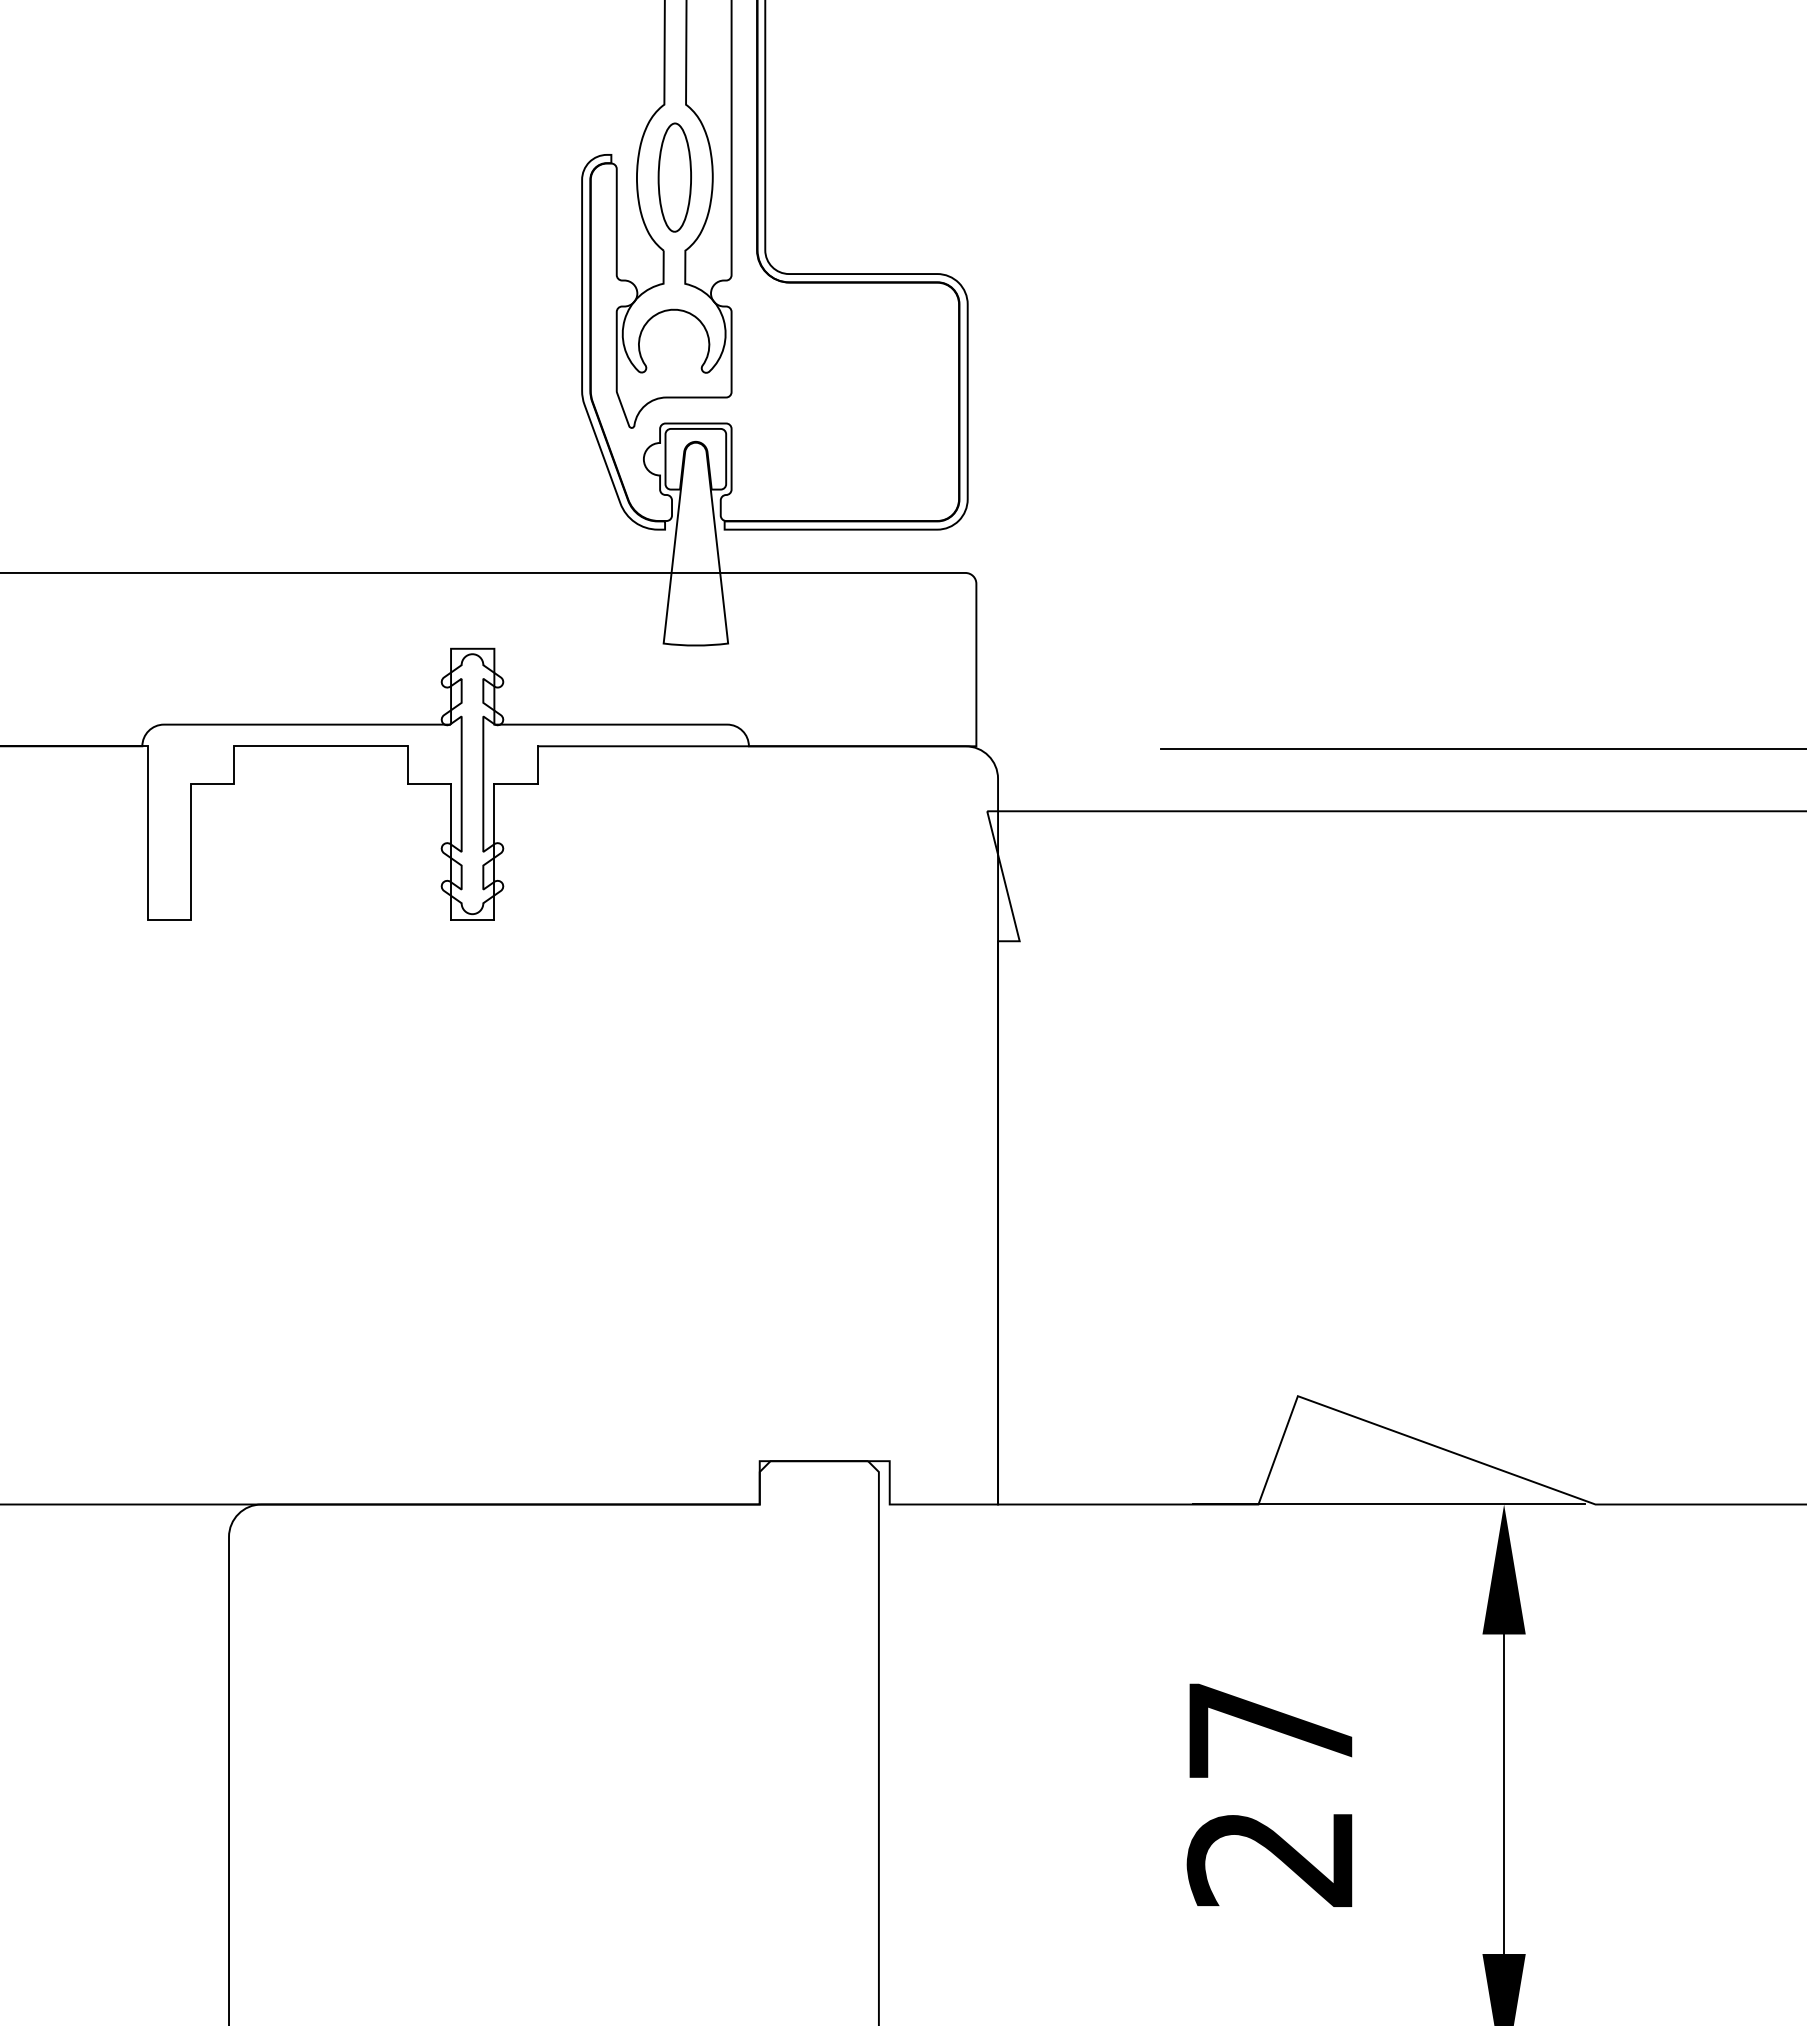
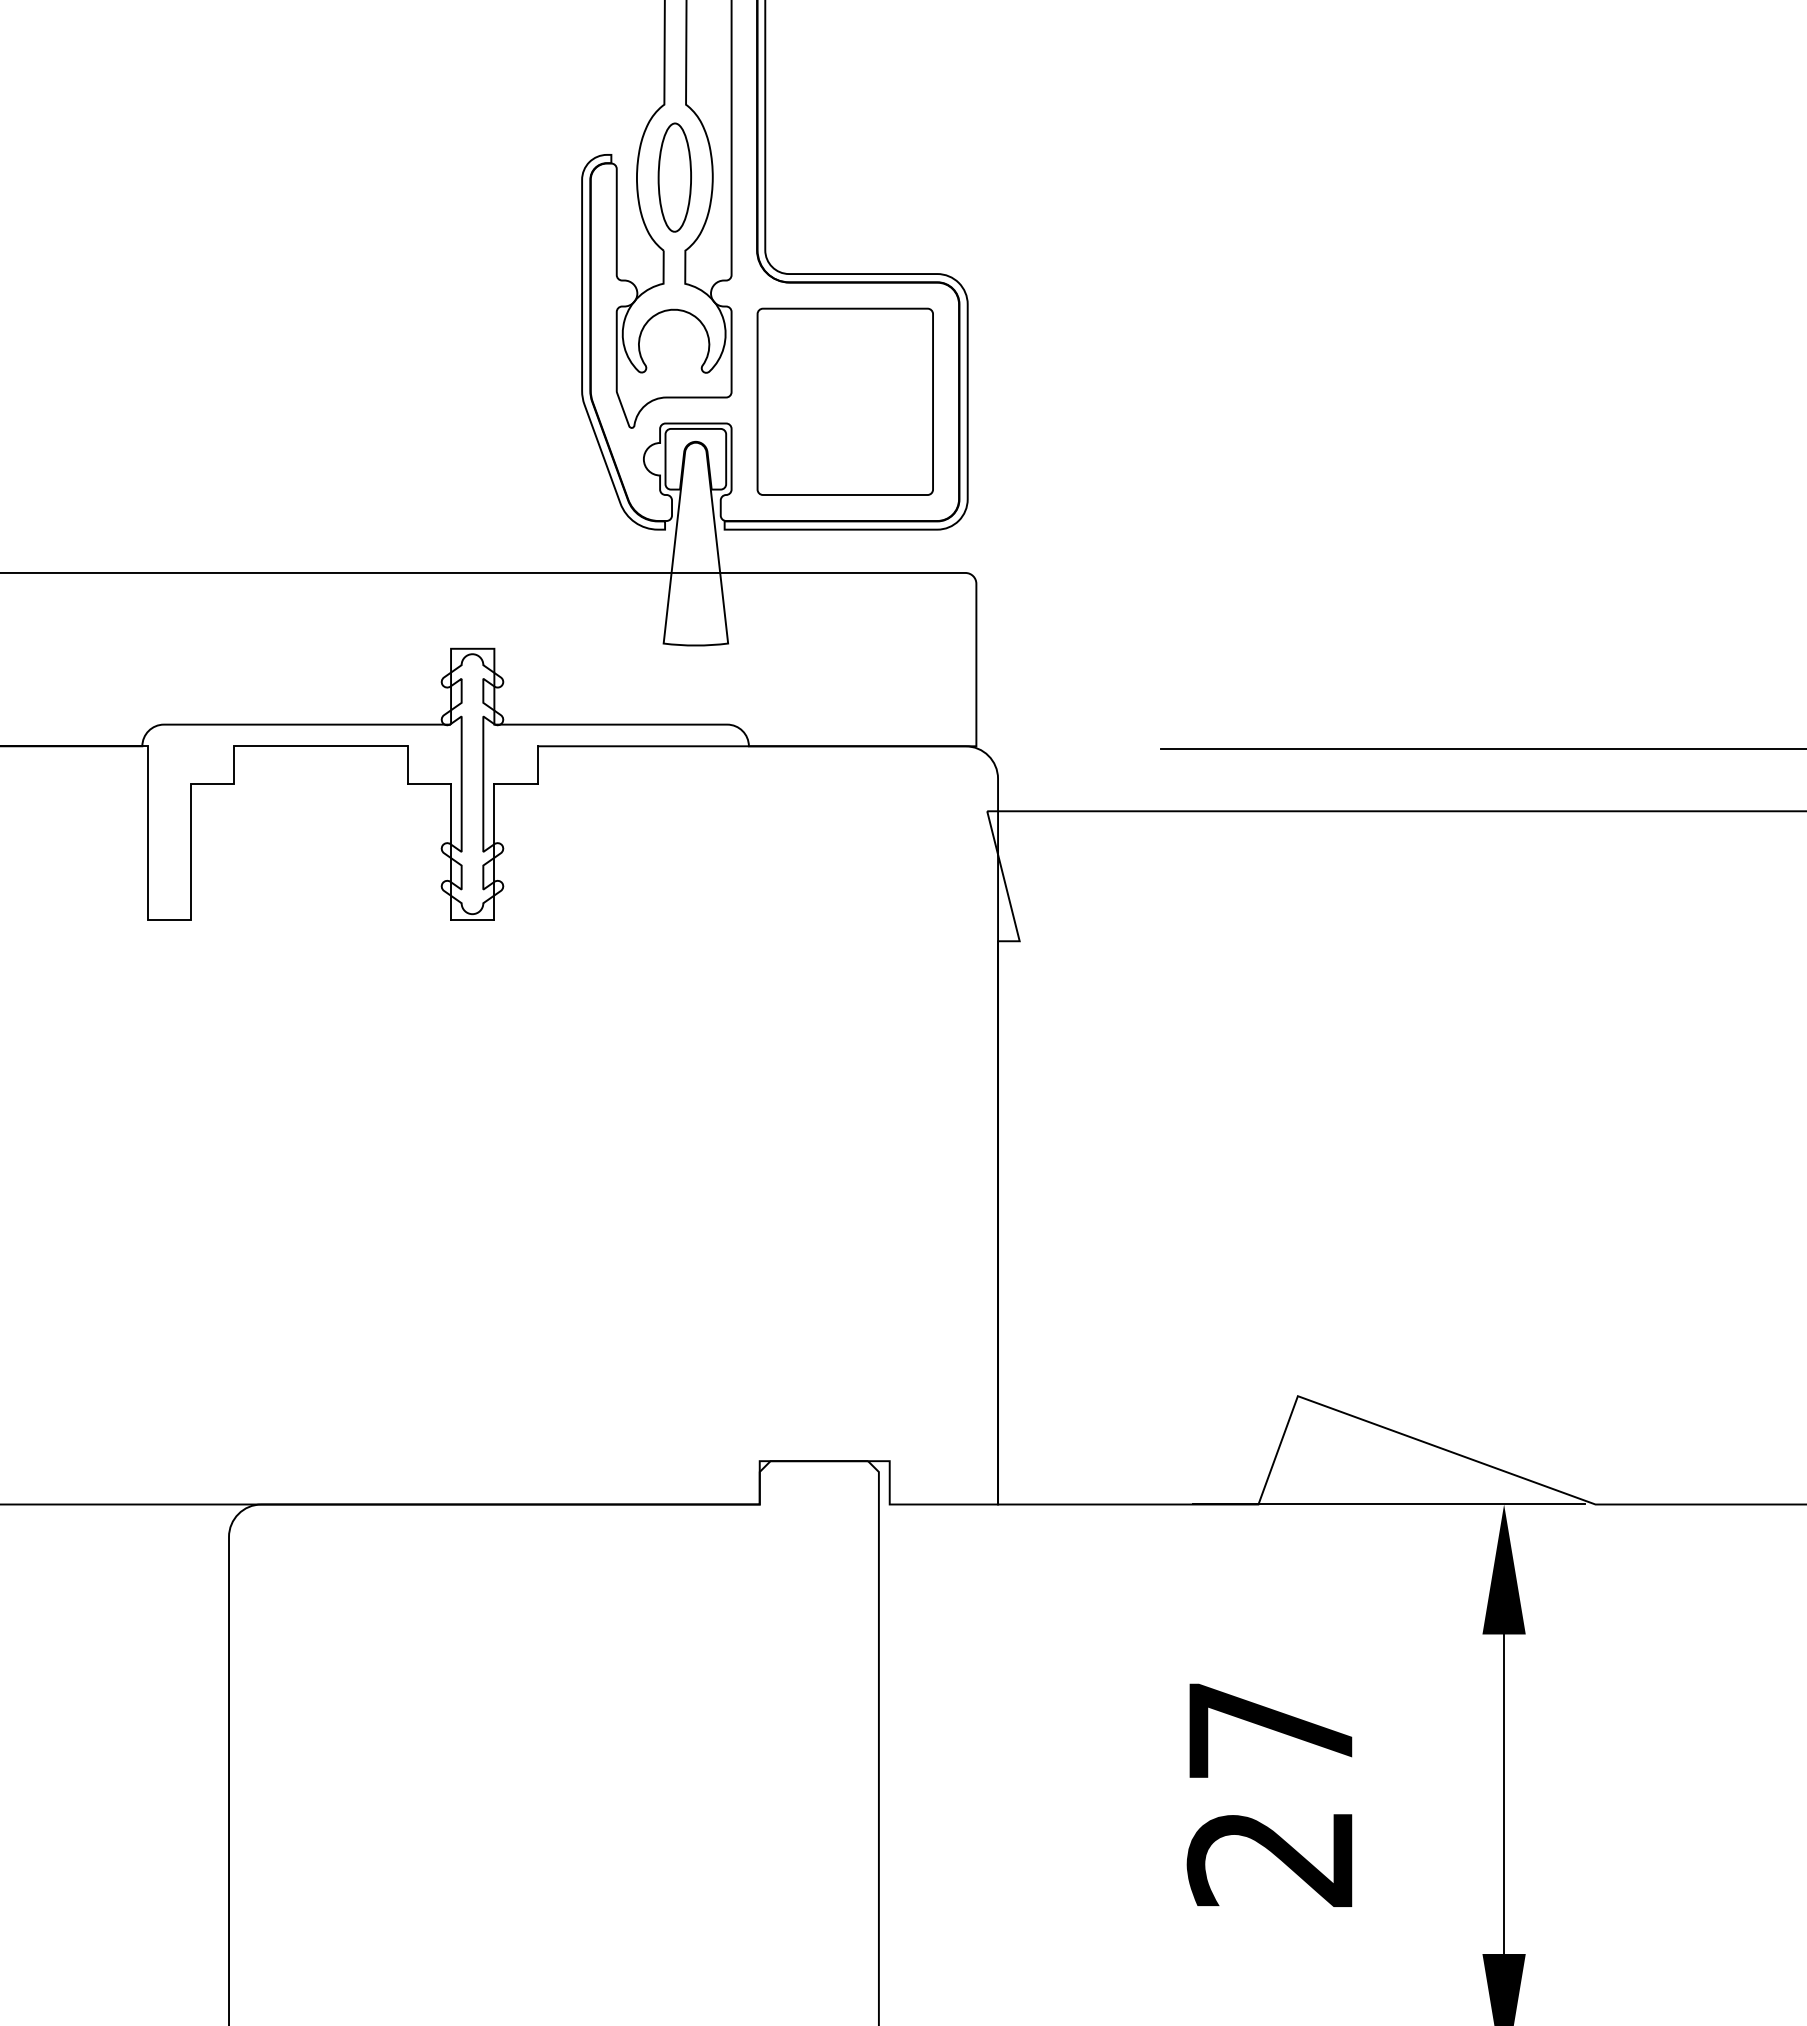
part: none -> present (844, 401)
